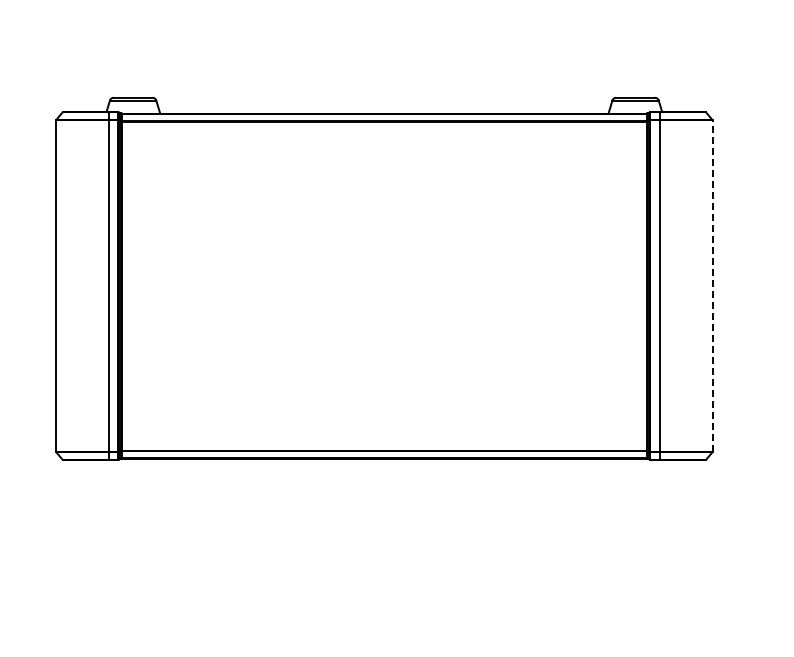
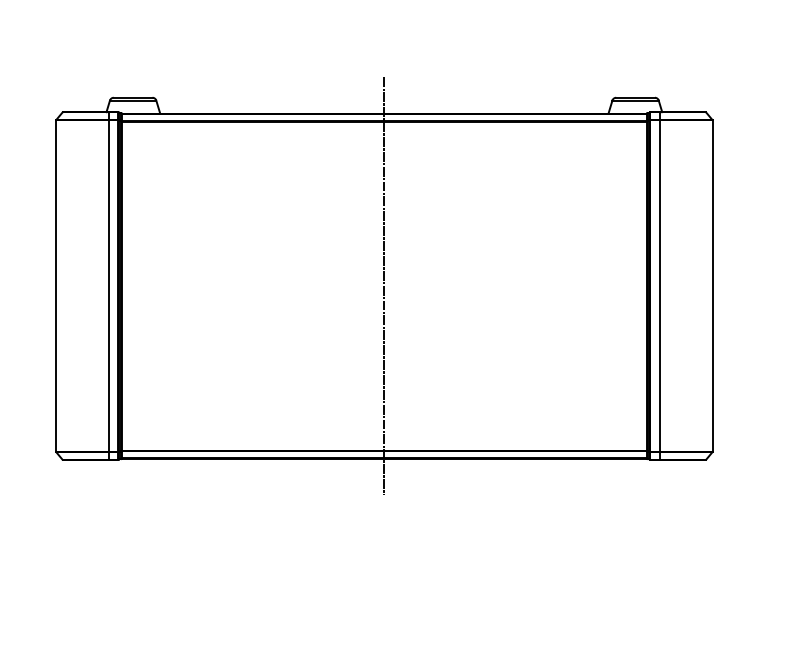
line: none -> present (384, 285)
line: dashed -> solid (712, 286)
